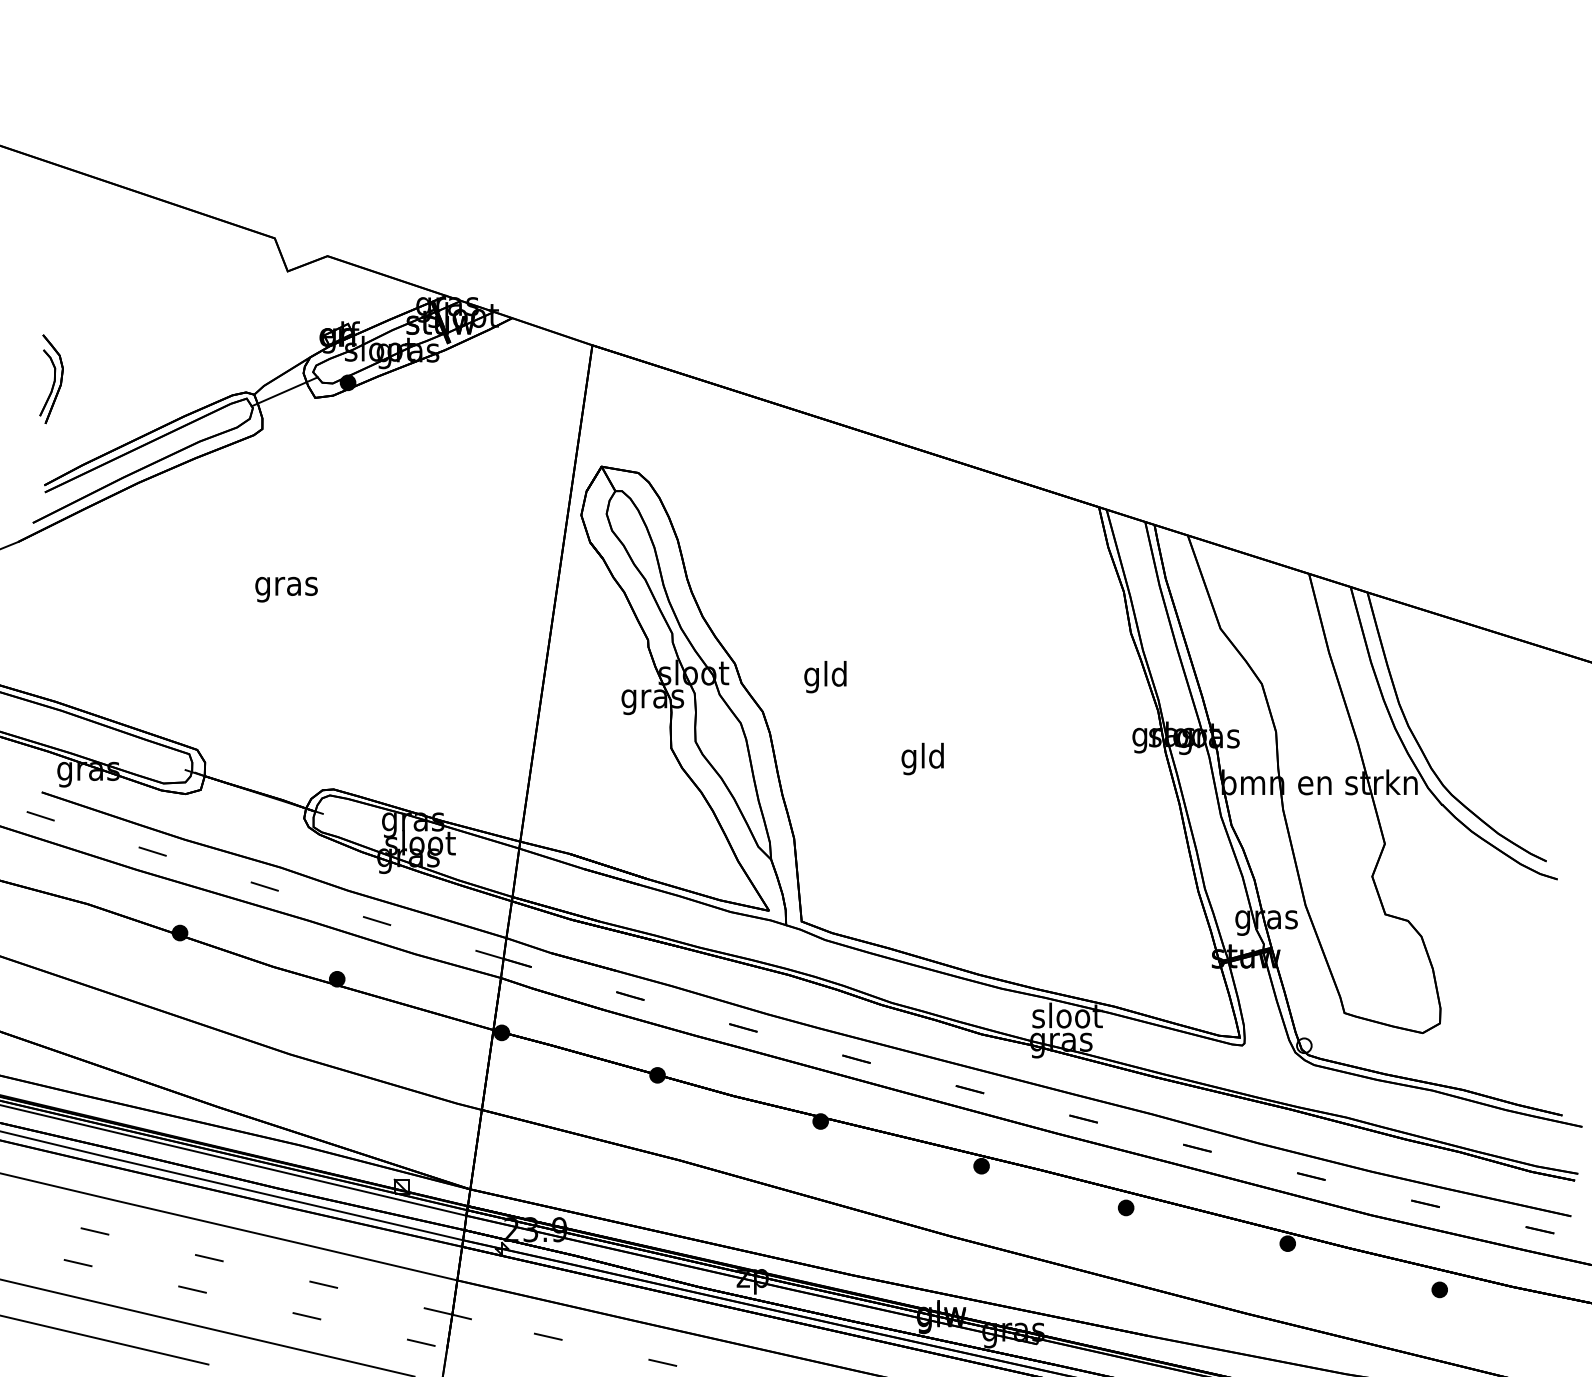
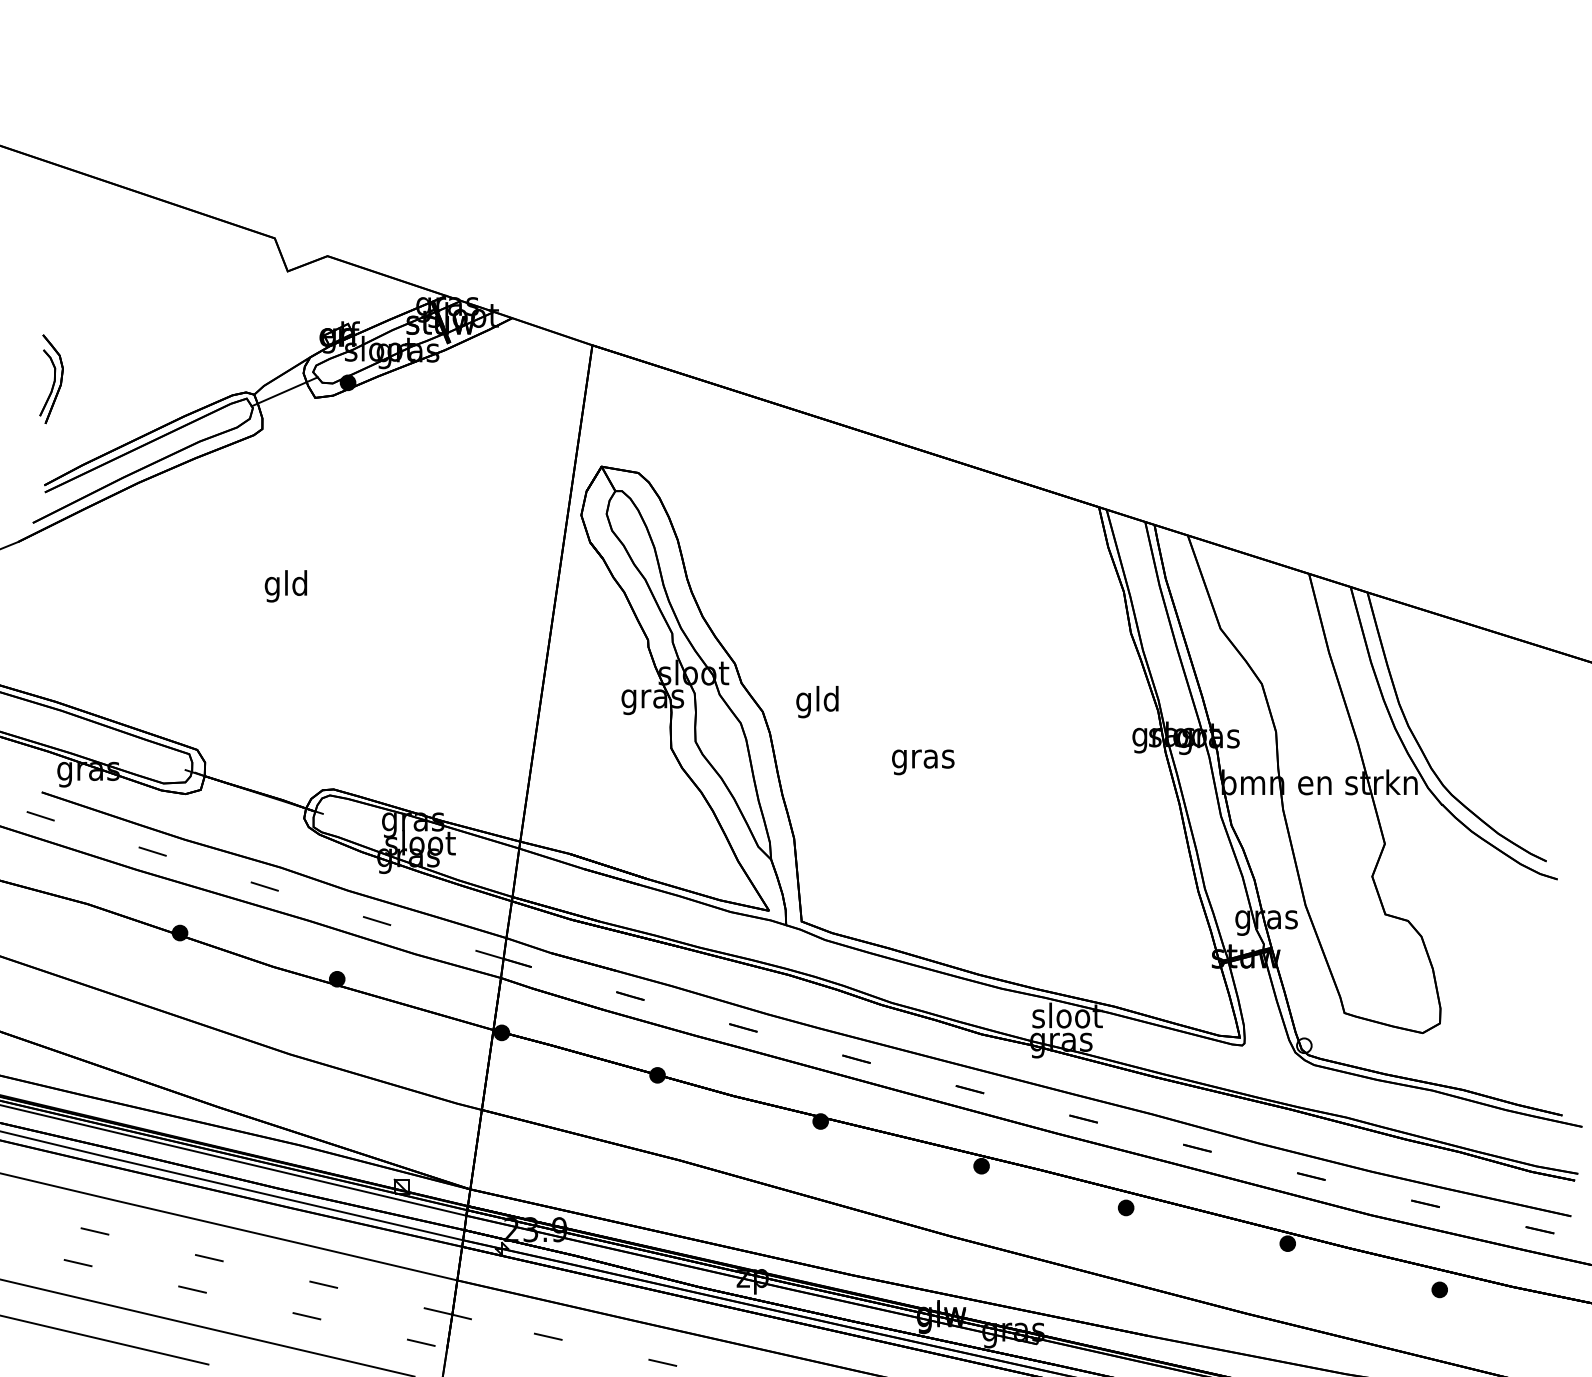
text: gras -> gld (286, 586)
text position: (825, 677) -> (817, 702) (817, 702)
text: gld -> gras (923, 758)
